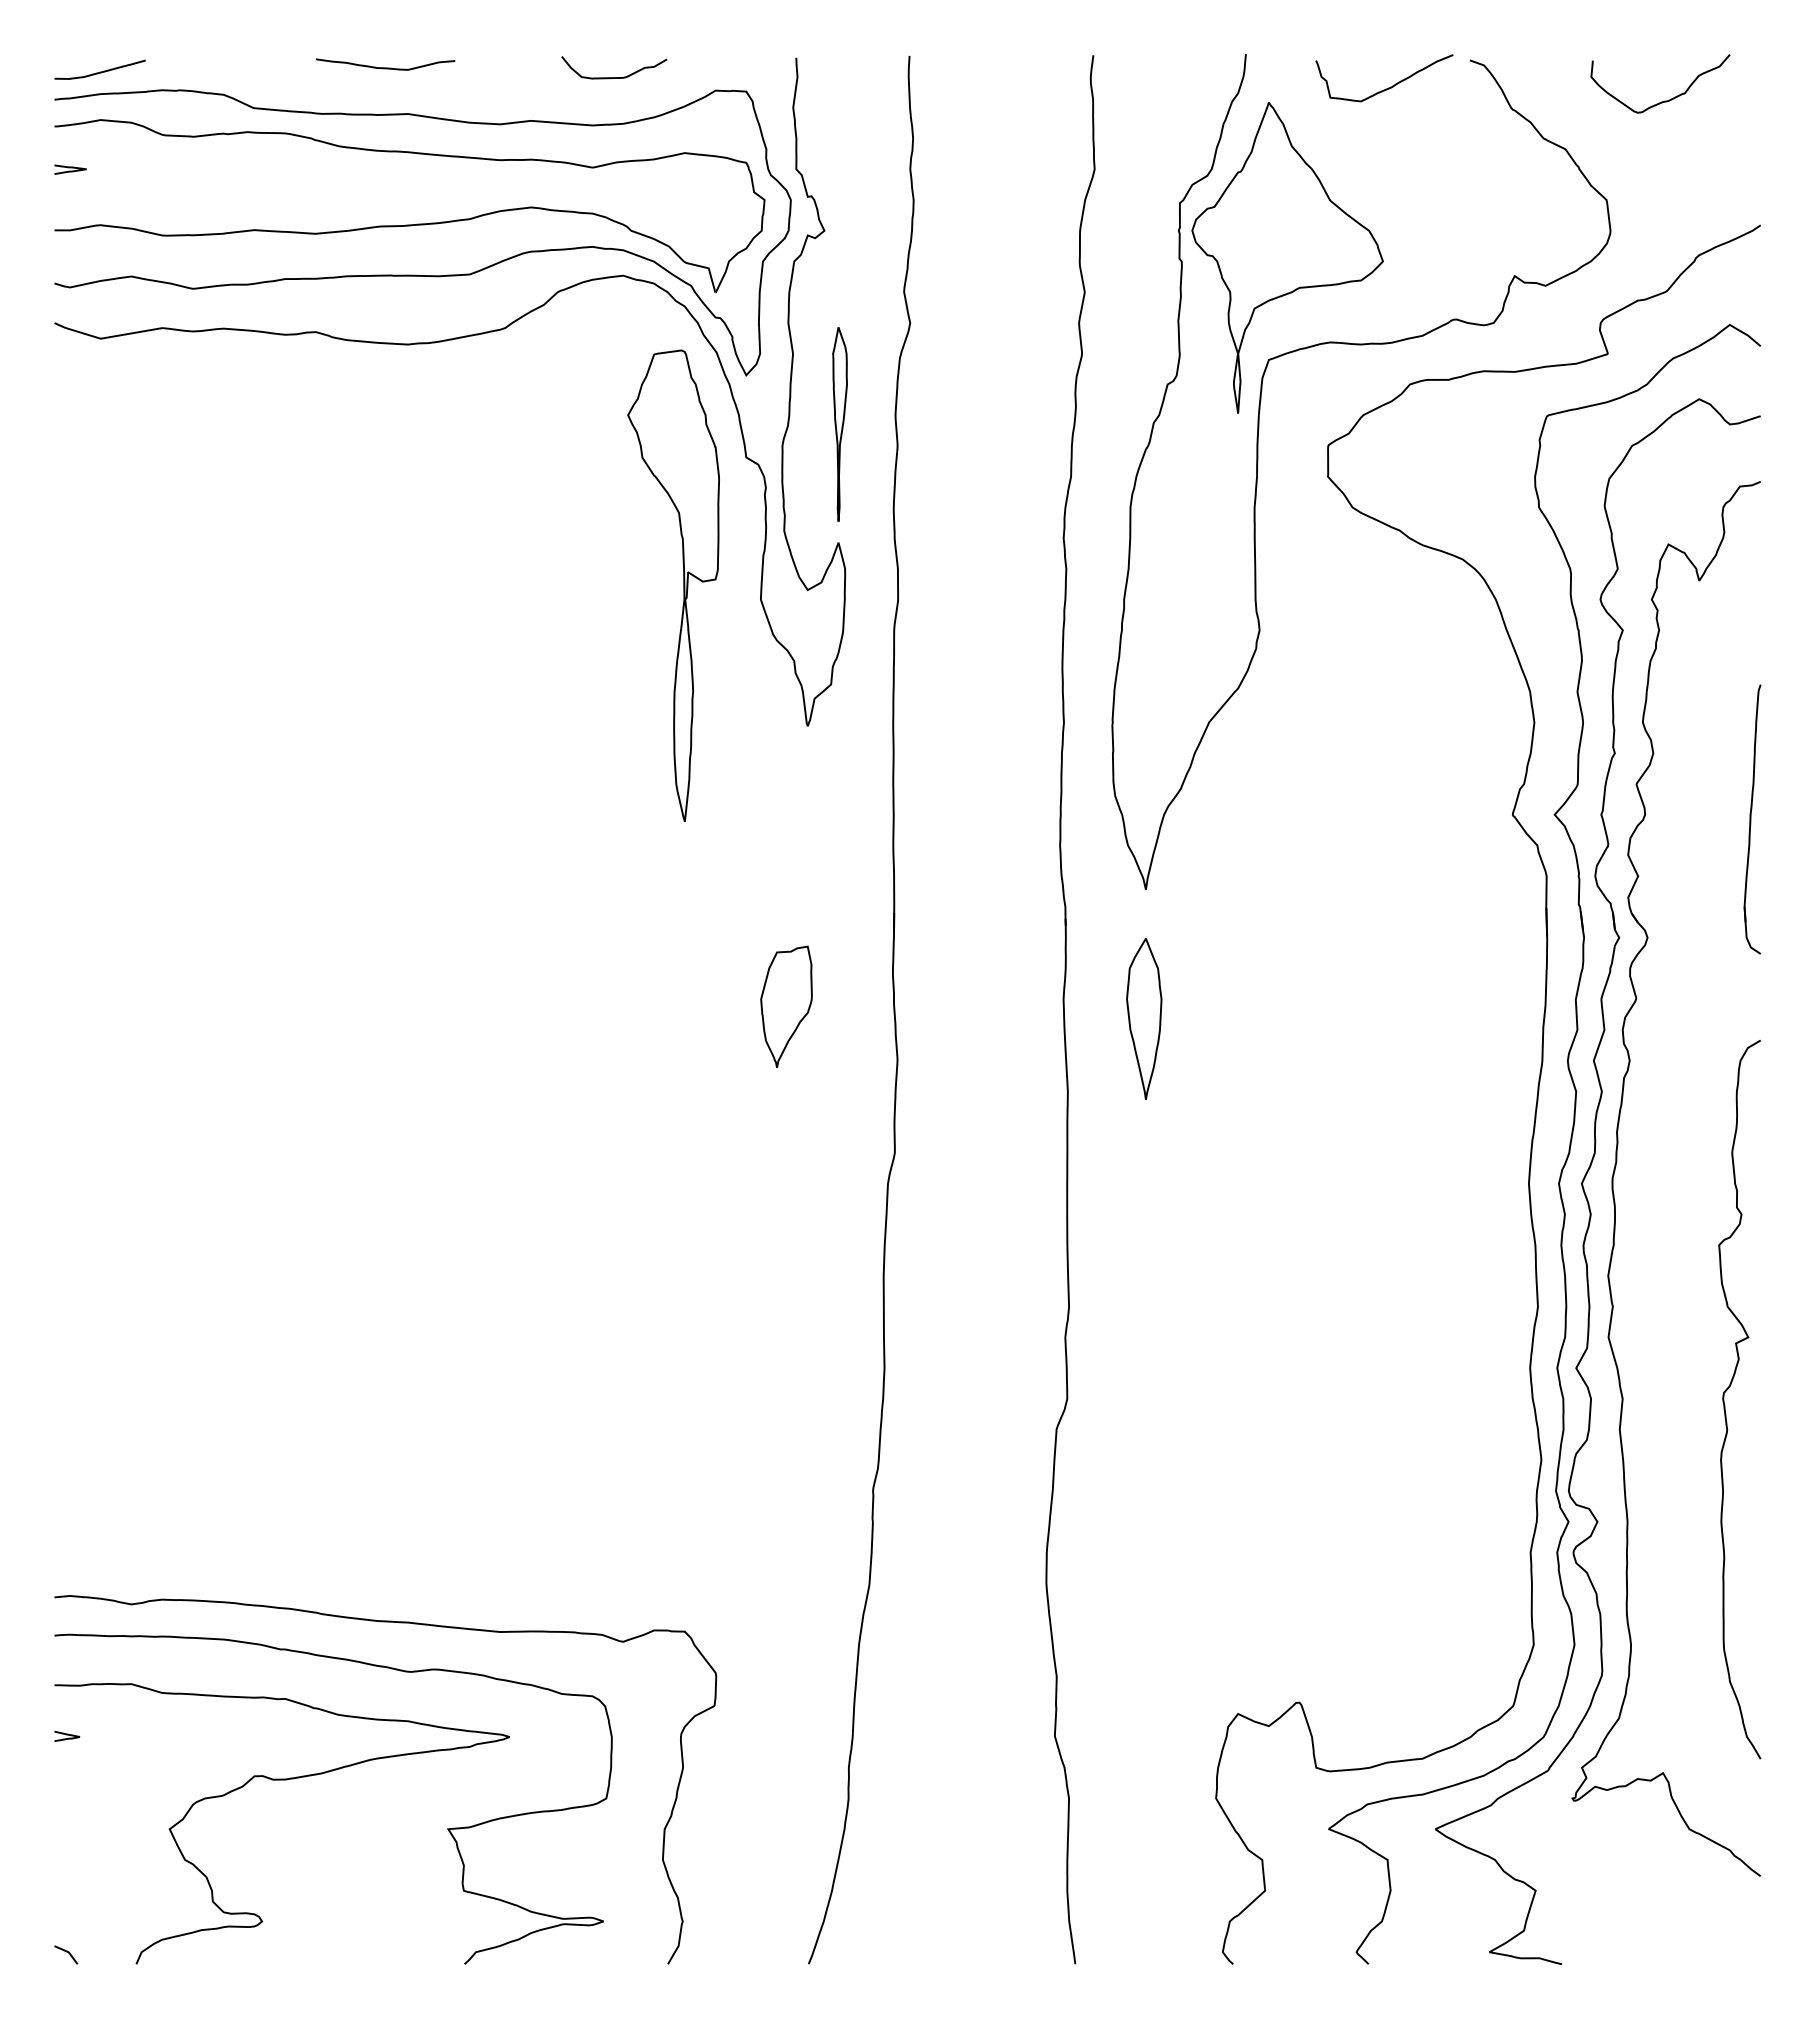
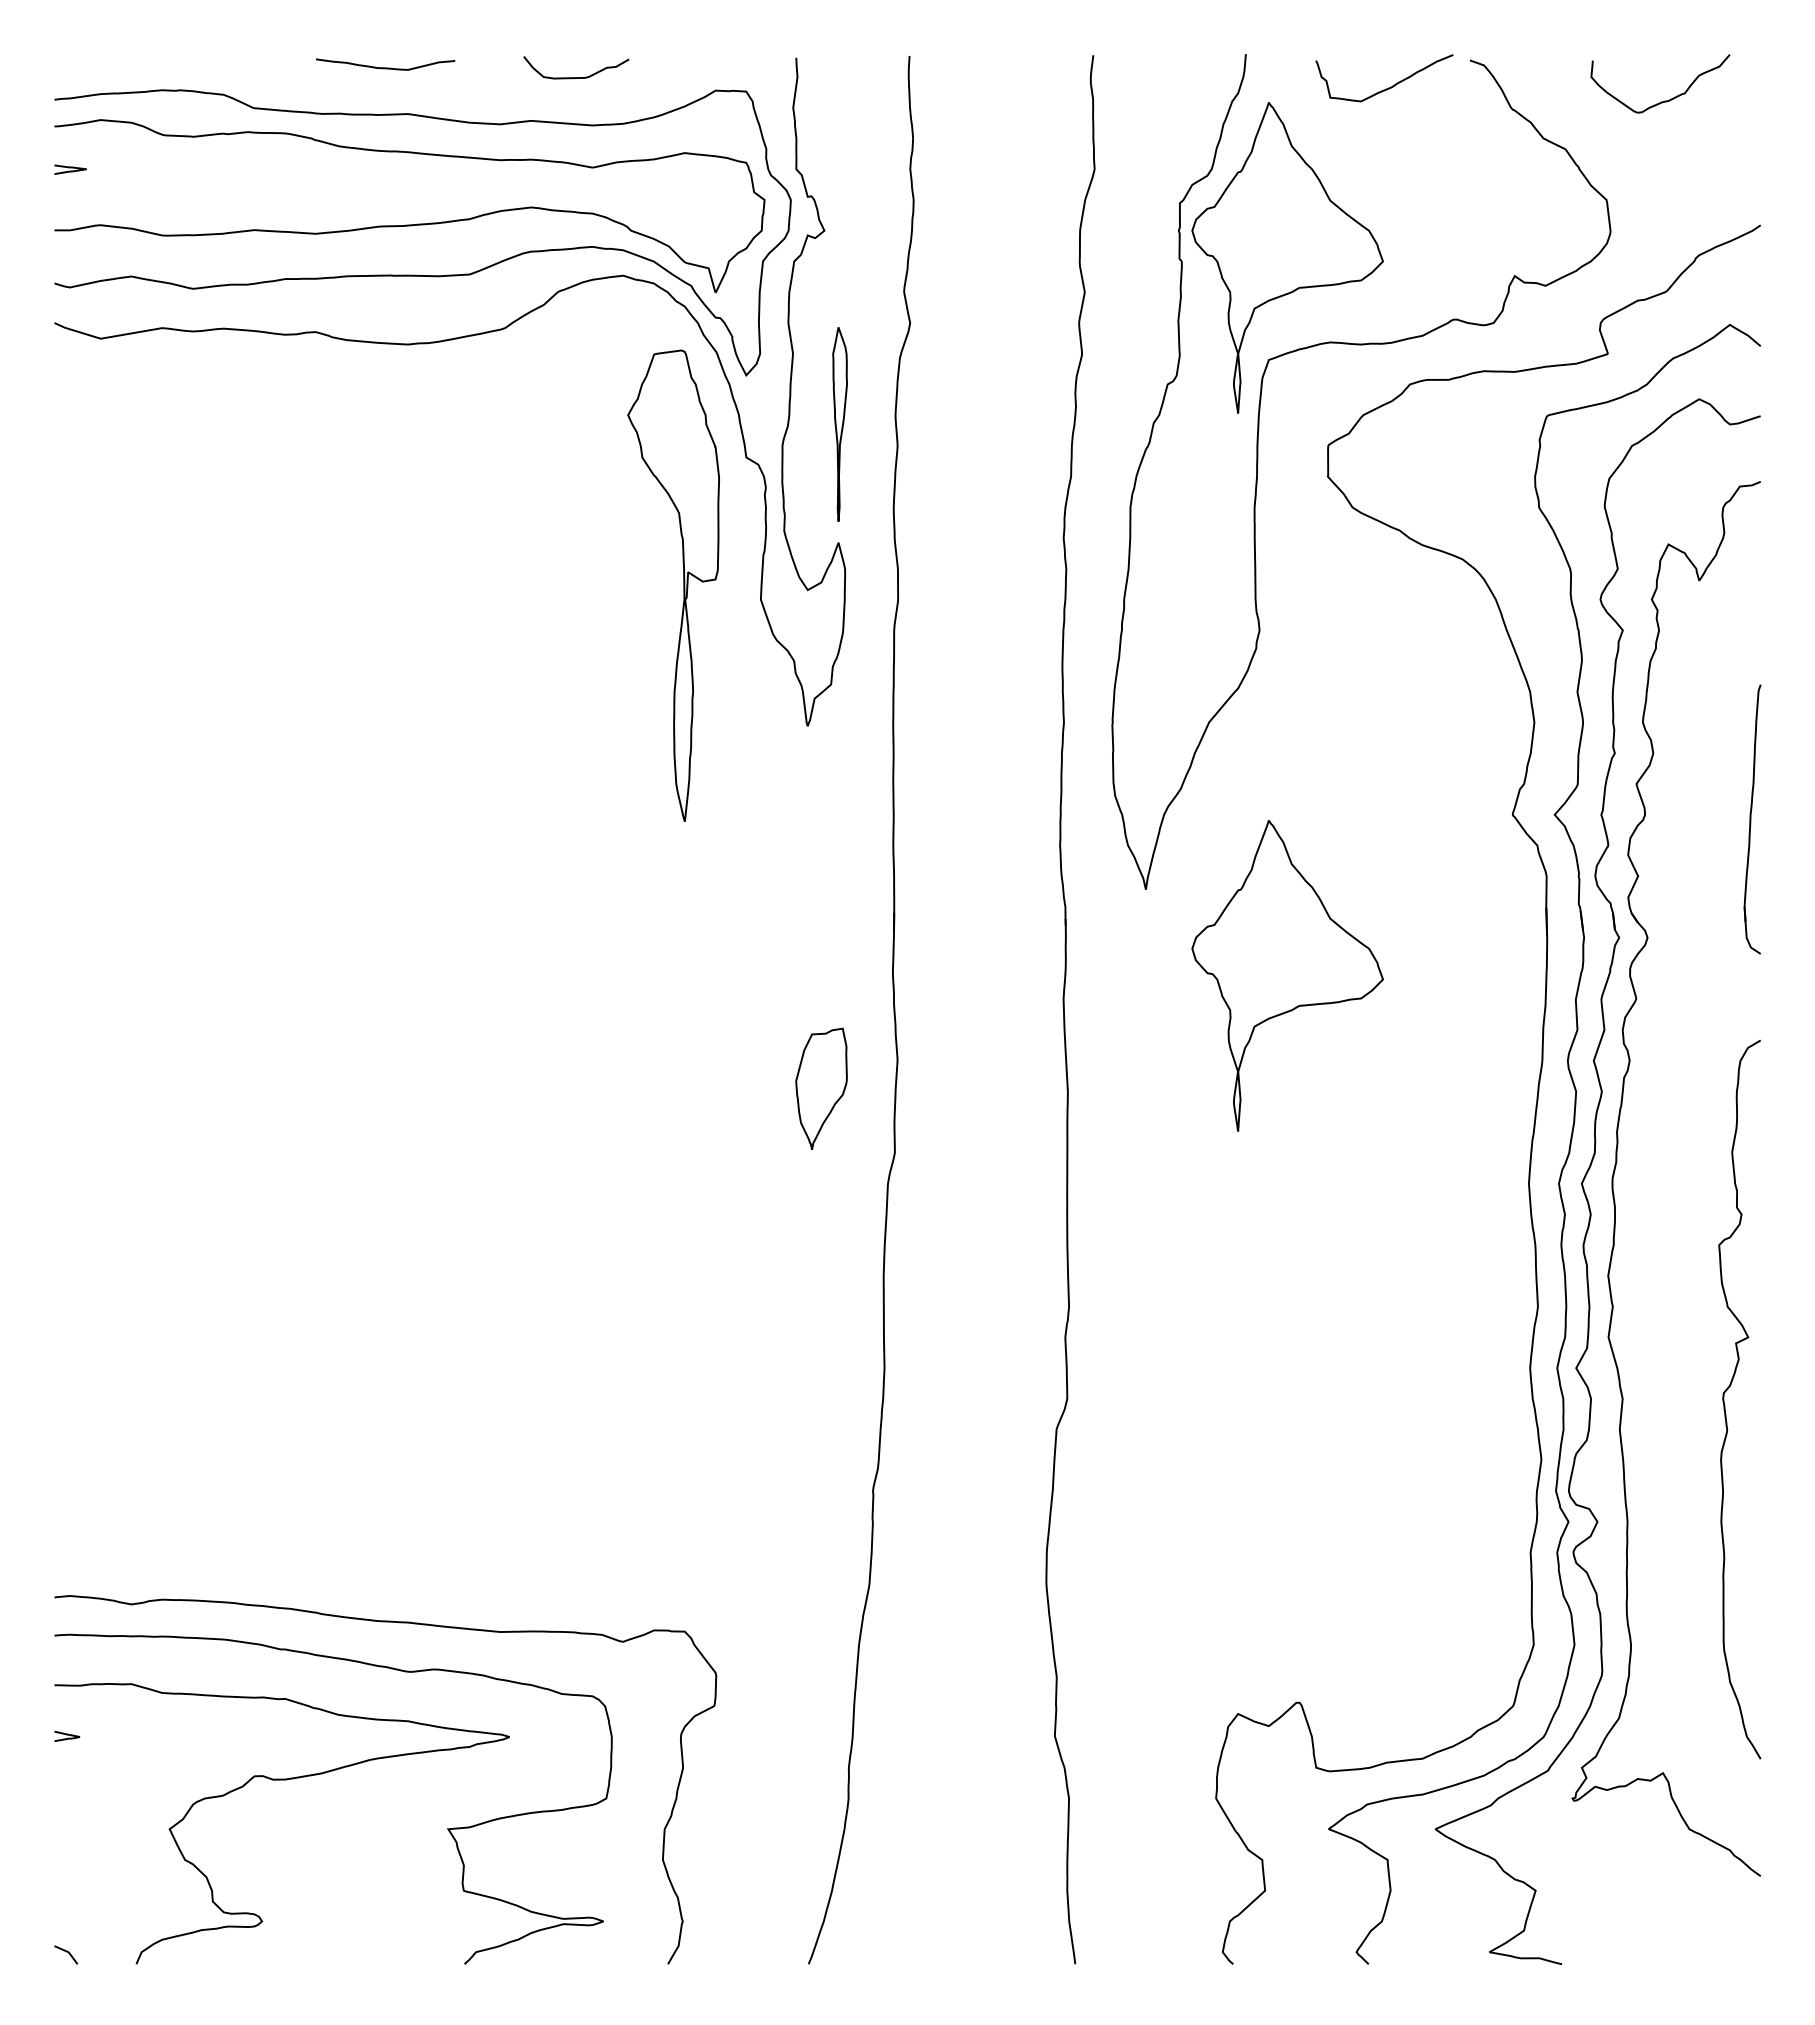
curve: present -> none (99, 71)
curve position: (614, 77) -> (576, 77) (576, 77)
part: none -> present (1287, 975)
part position: (786, 1006) -> (821, 1088) (821, 1088)
part: present -> none (1144, 1018)
